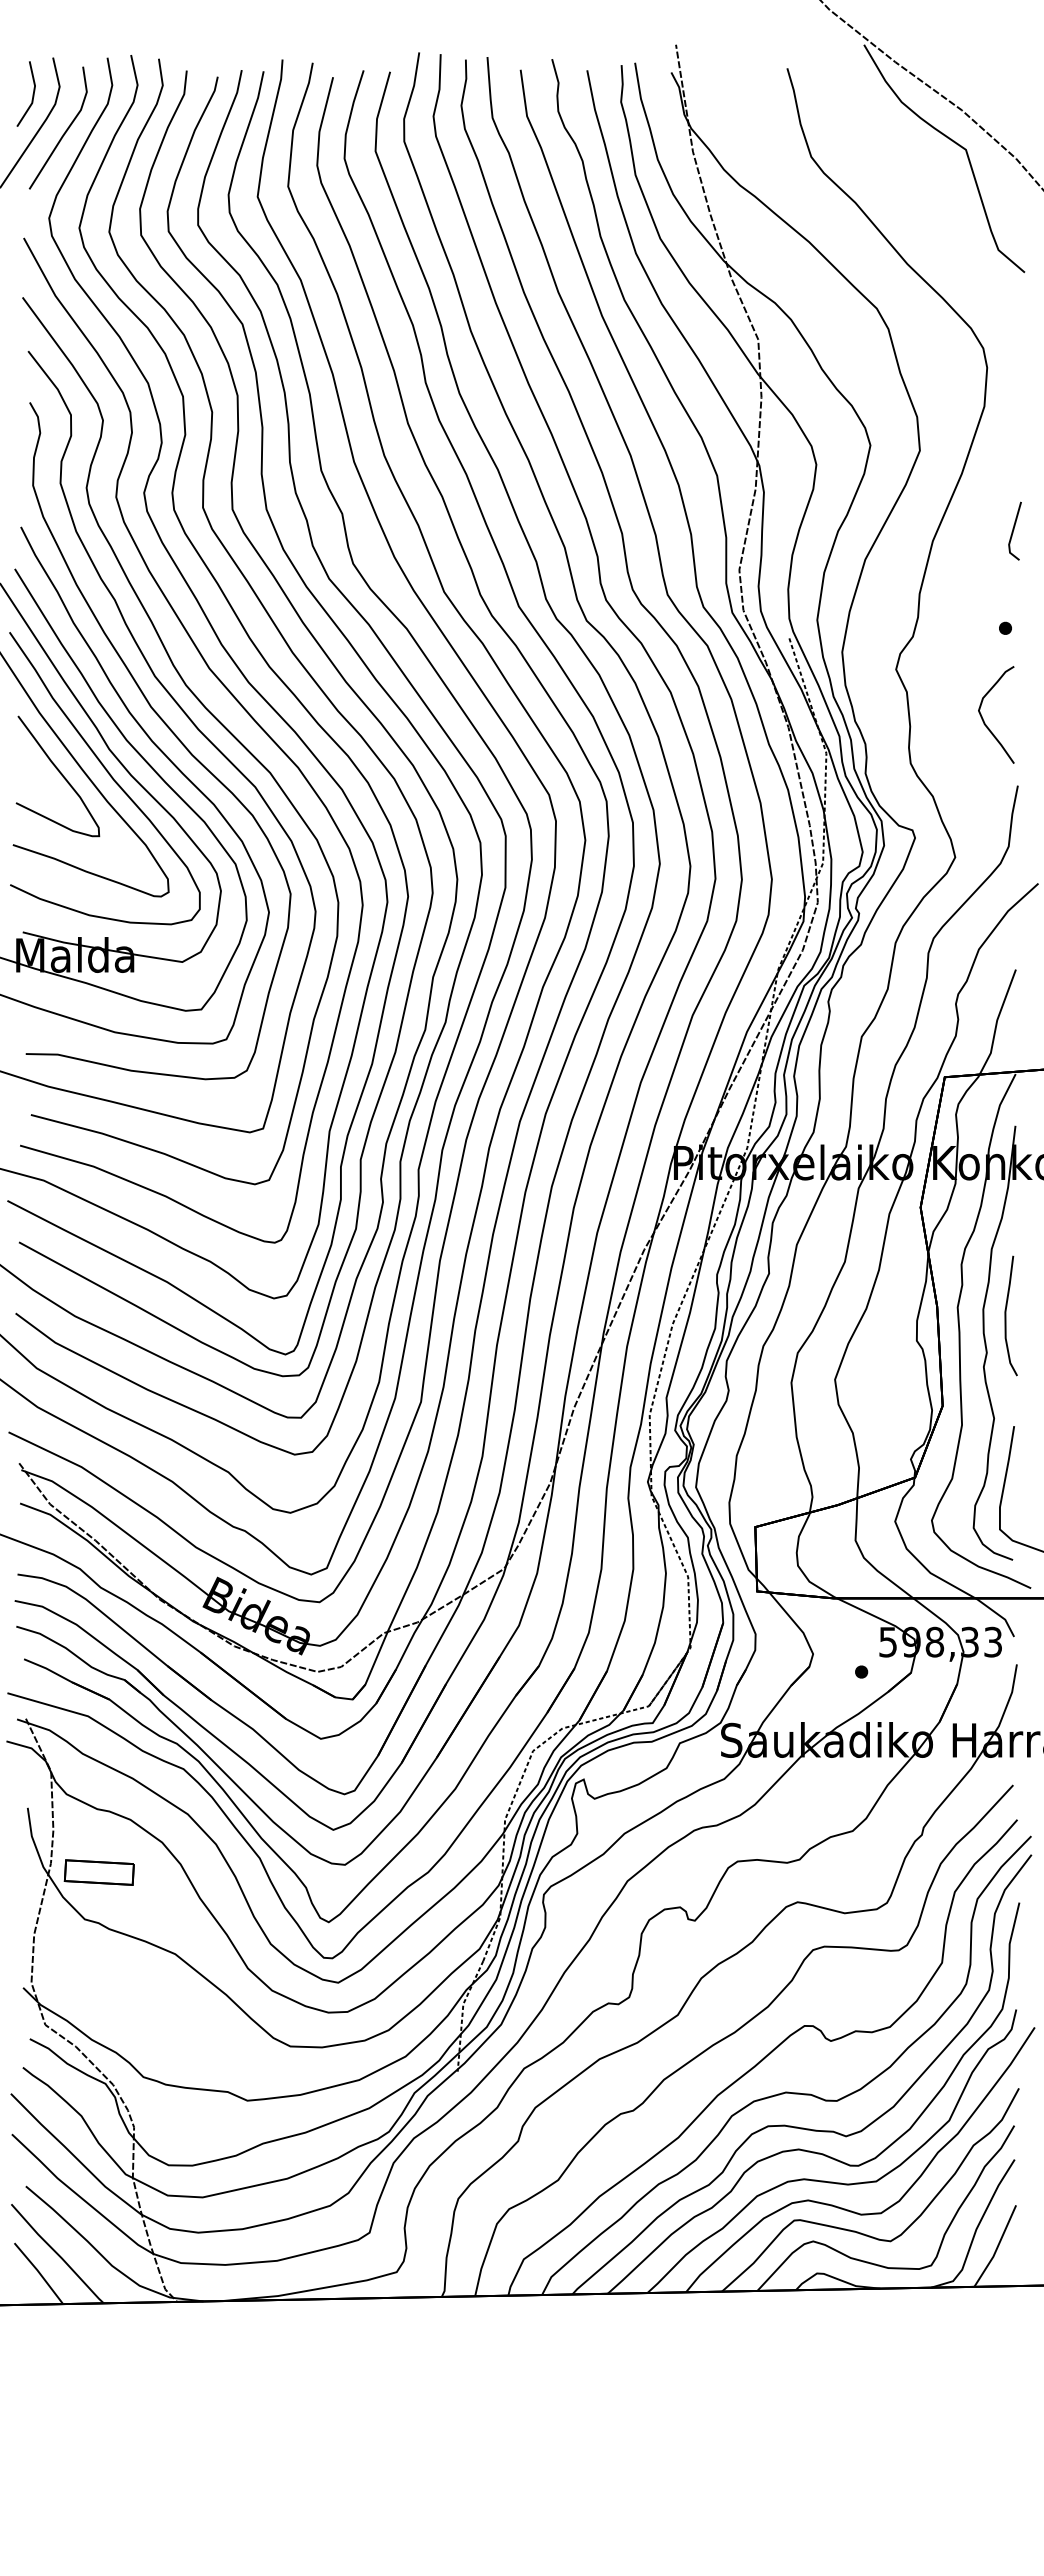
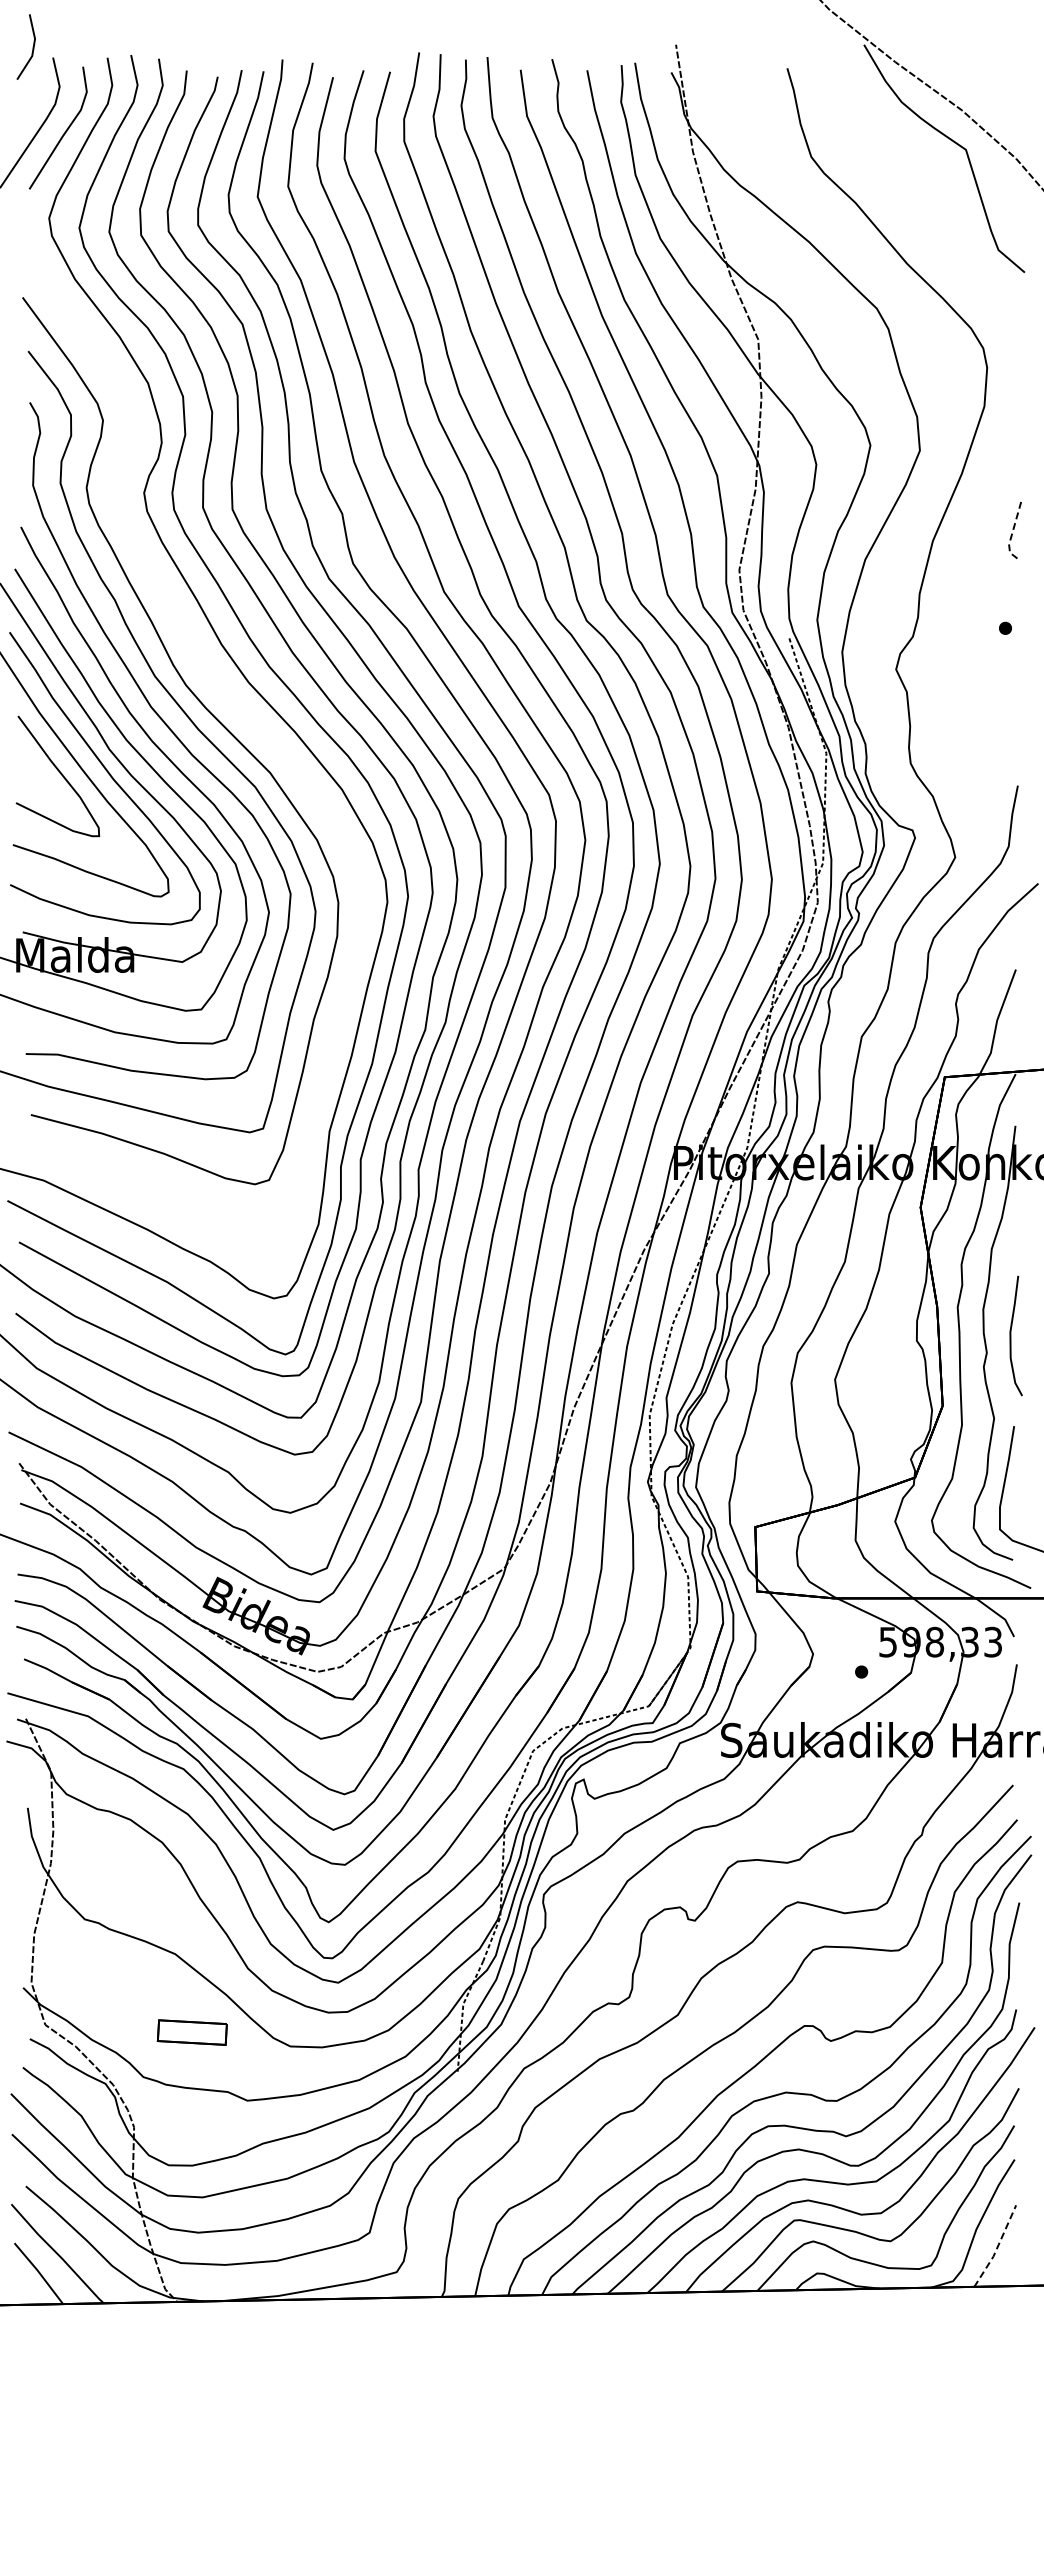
line position: (32, 93) -> (32, 46) (32, 46)
line: solid -> dashed (1011, 535)
curve: present -> none (236, 701)
curve: present -> none (984, 720)
curve position: (1006, 1315) -> (1011, 1335) (1011, 1335)
part position: (98, 1872) -> (191, 2032) (191, 2032)
line: solid -> dashed (997, 2248)
